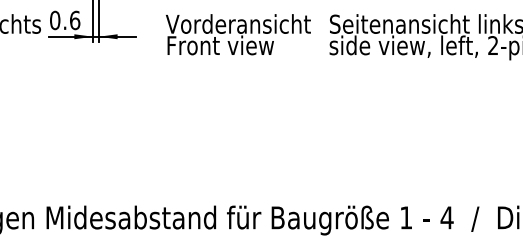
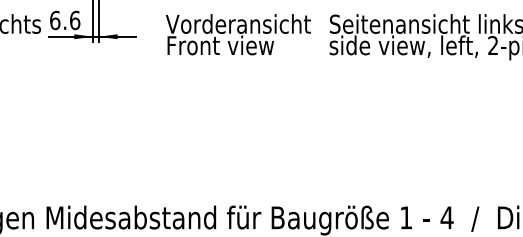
text: 0.6 -> 6.6 (55, 19)
